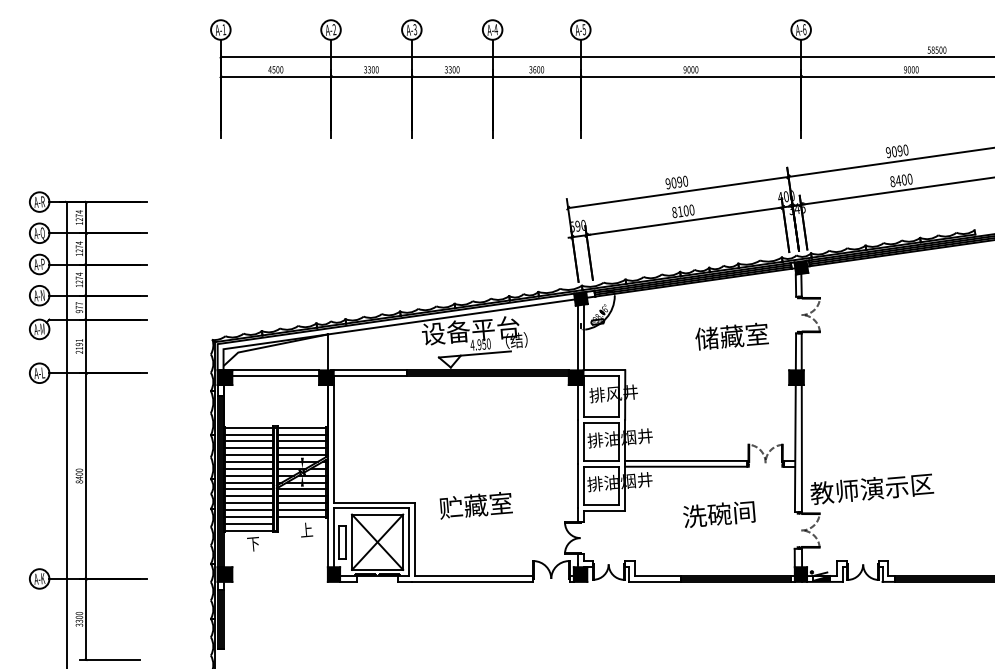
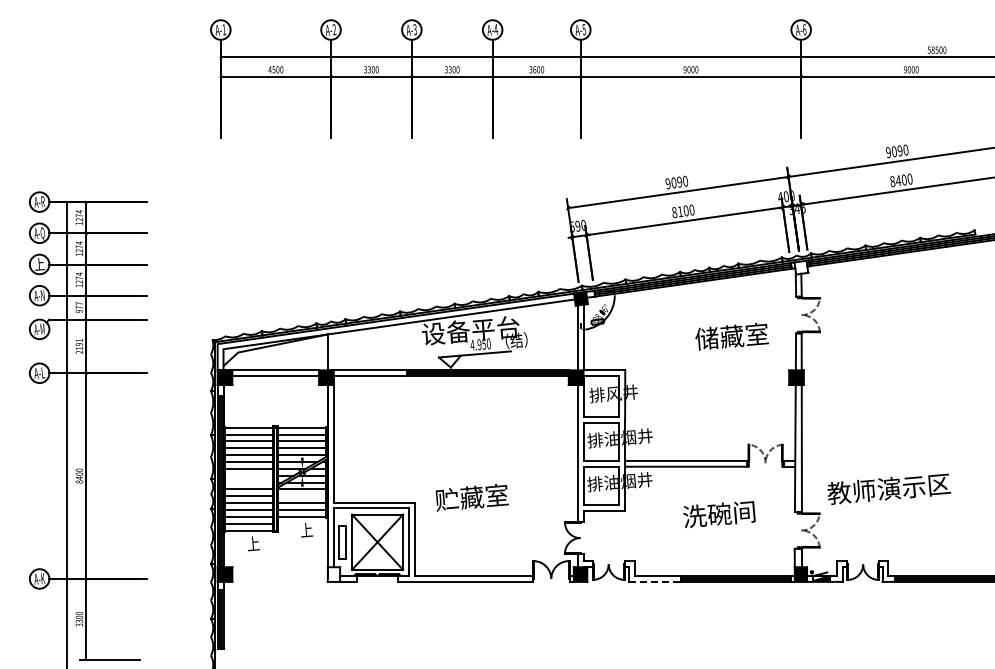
text: A-P -> 上 (39, 263)
fill: present -> none (801, 267)
line: present -> none (249, 475)
line: present -> none (249, 482)
text position: (872, 488) -> (889, 488) (889, 488)
line: present -> none (302, 496)
text position: (475, 505) -> (471, 497) (471, 497)
text: 下 -> 上 (253, 543)
fill: present -> none (333, 574)
line: solid -> dashed (654, 581)
